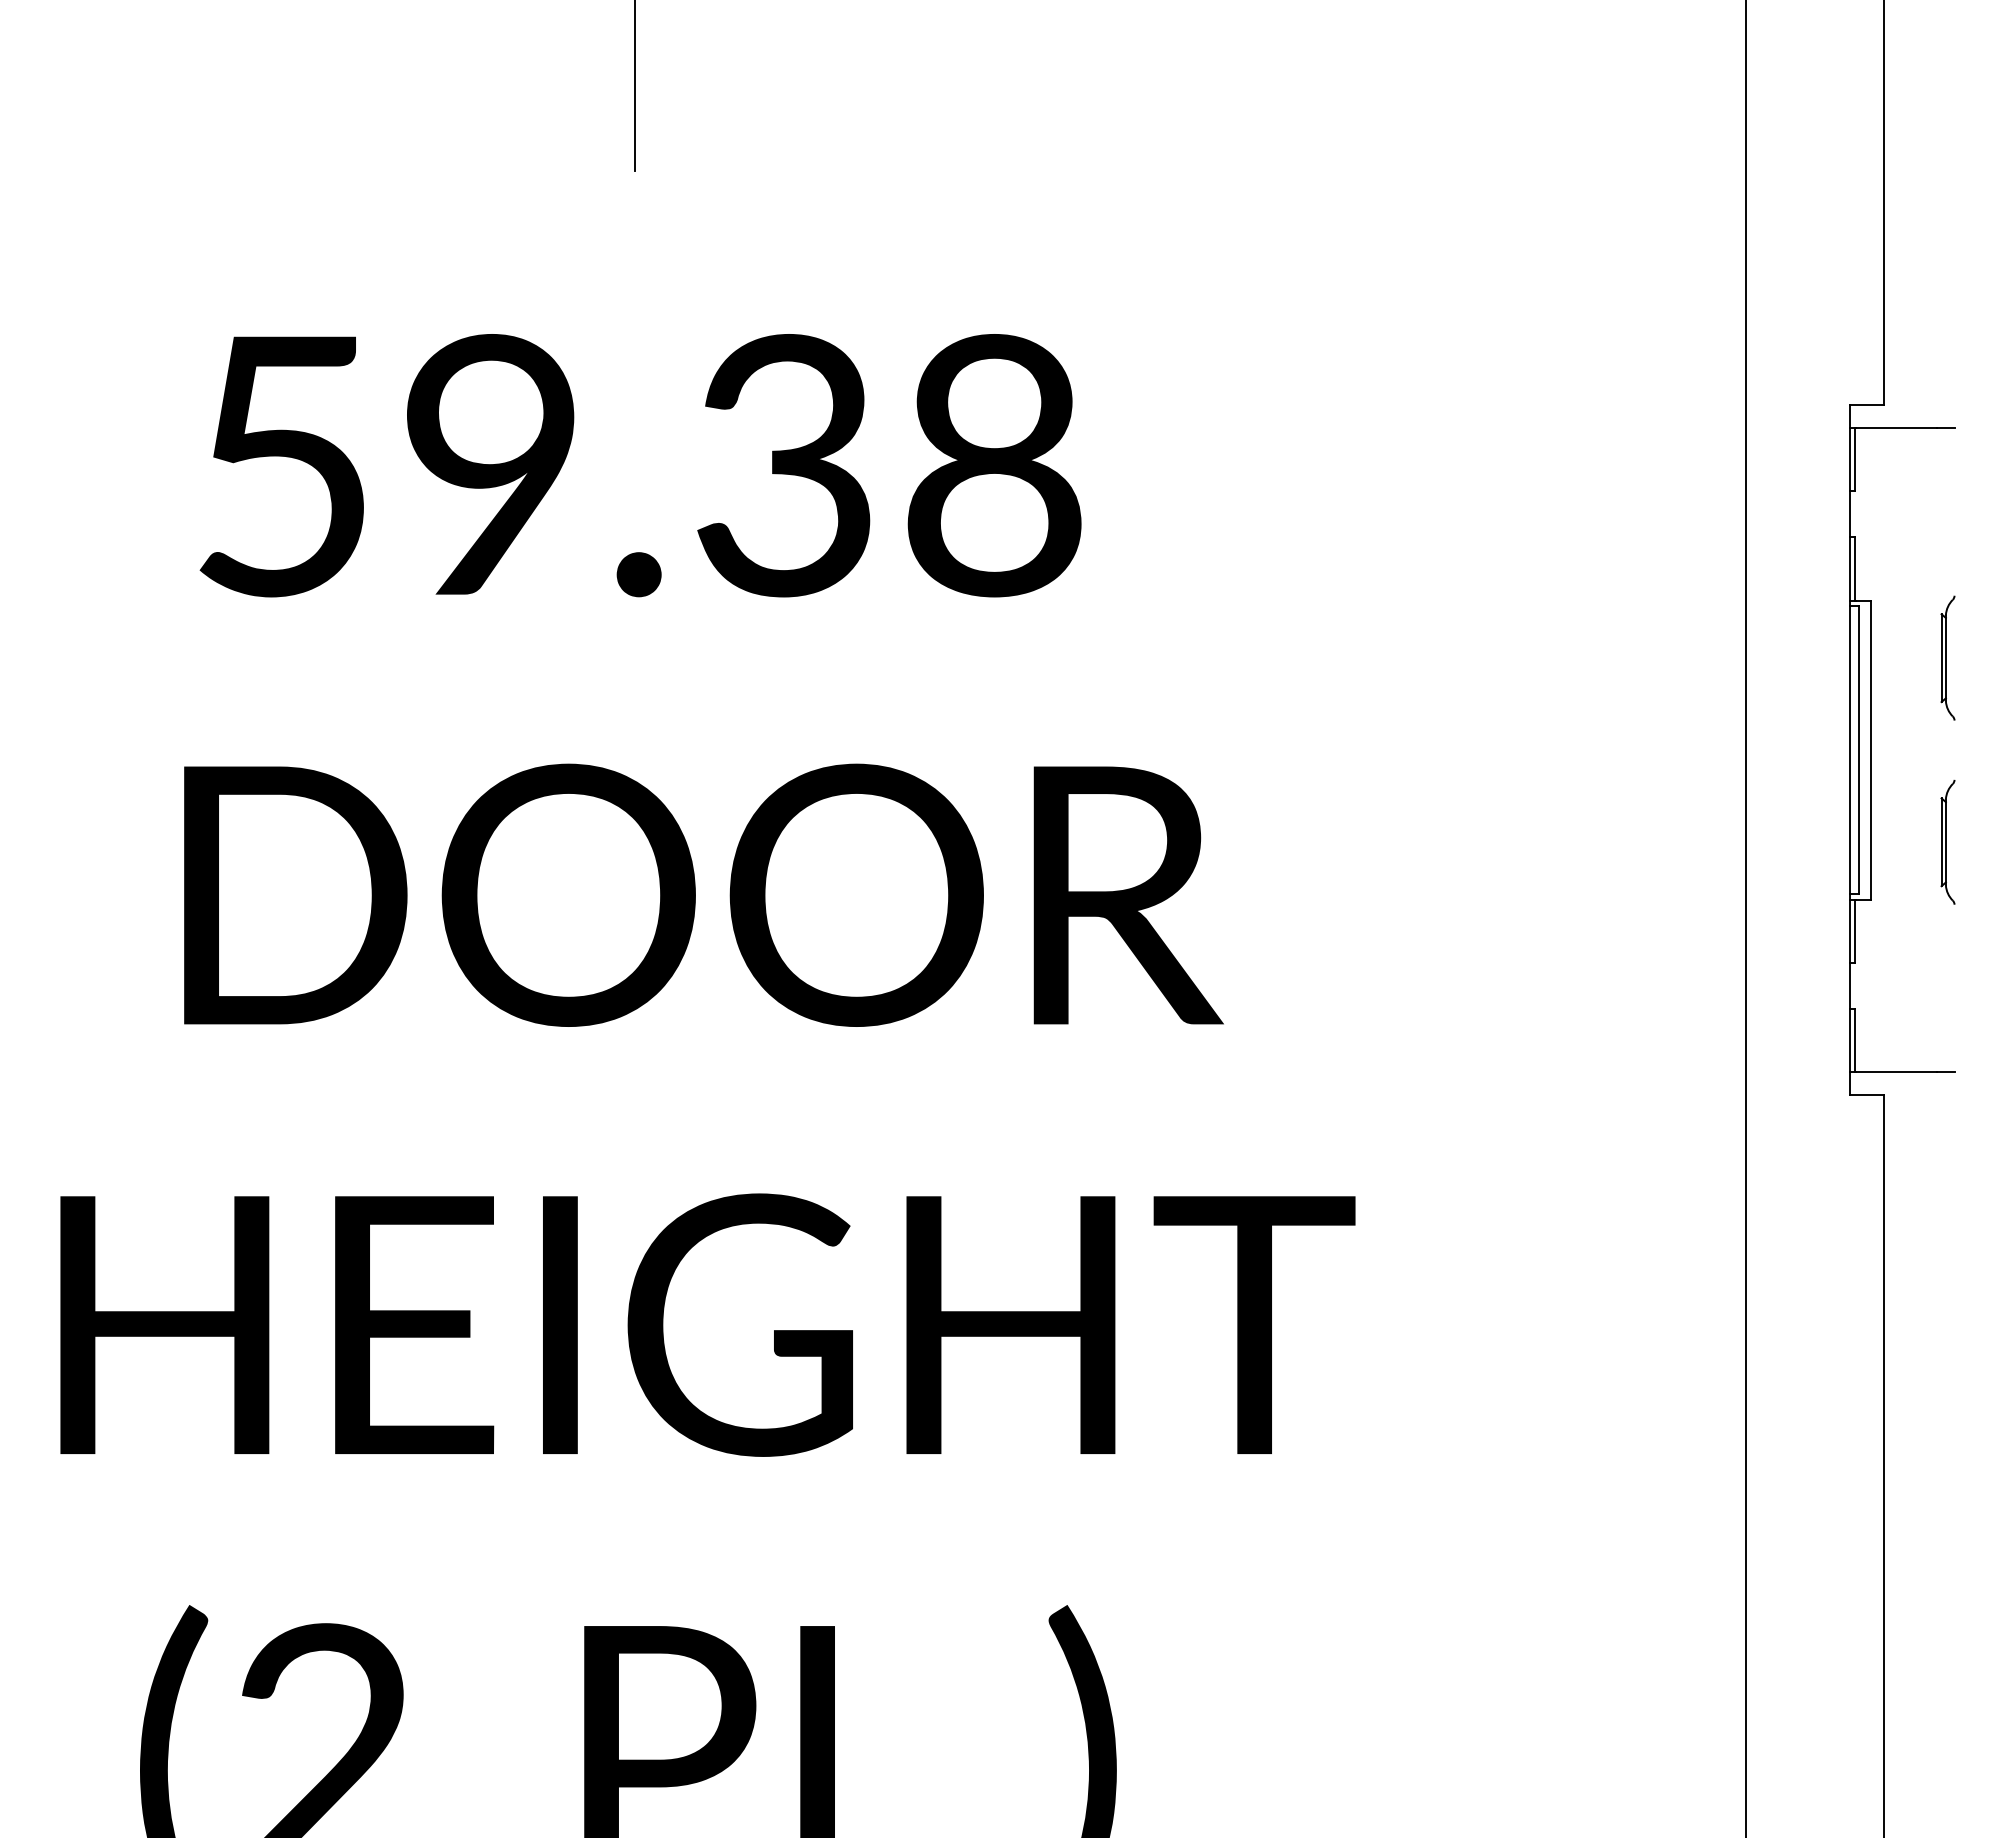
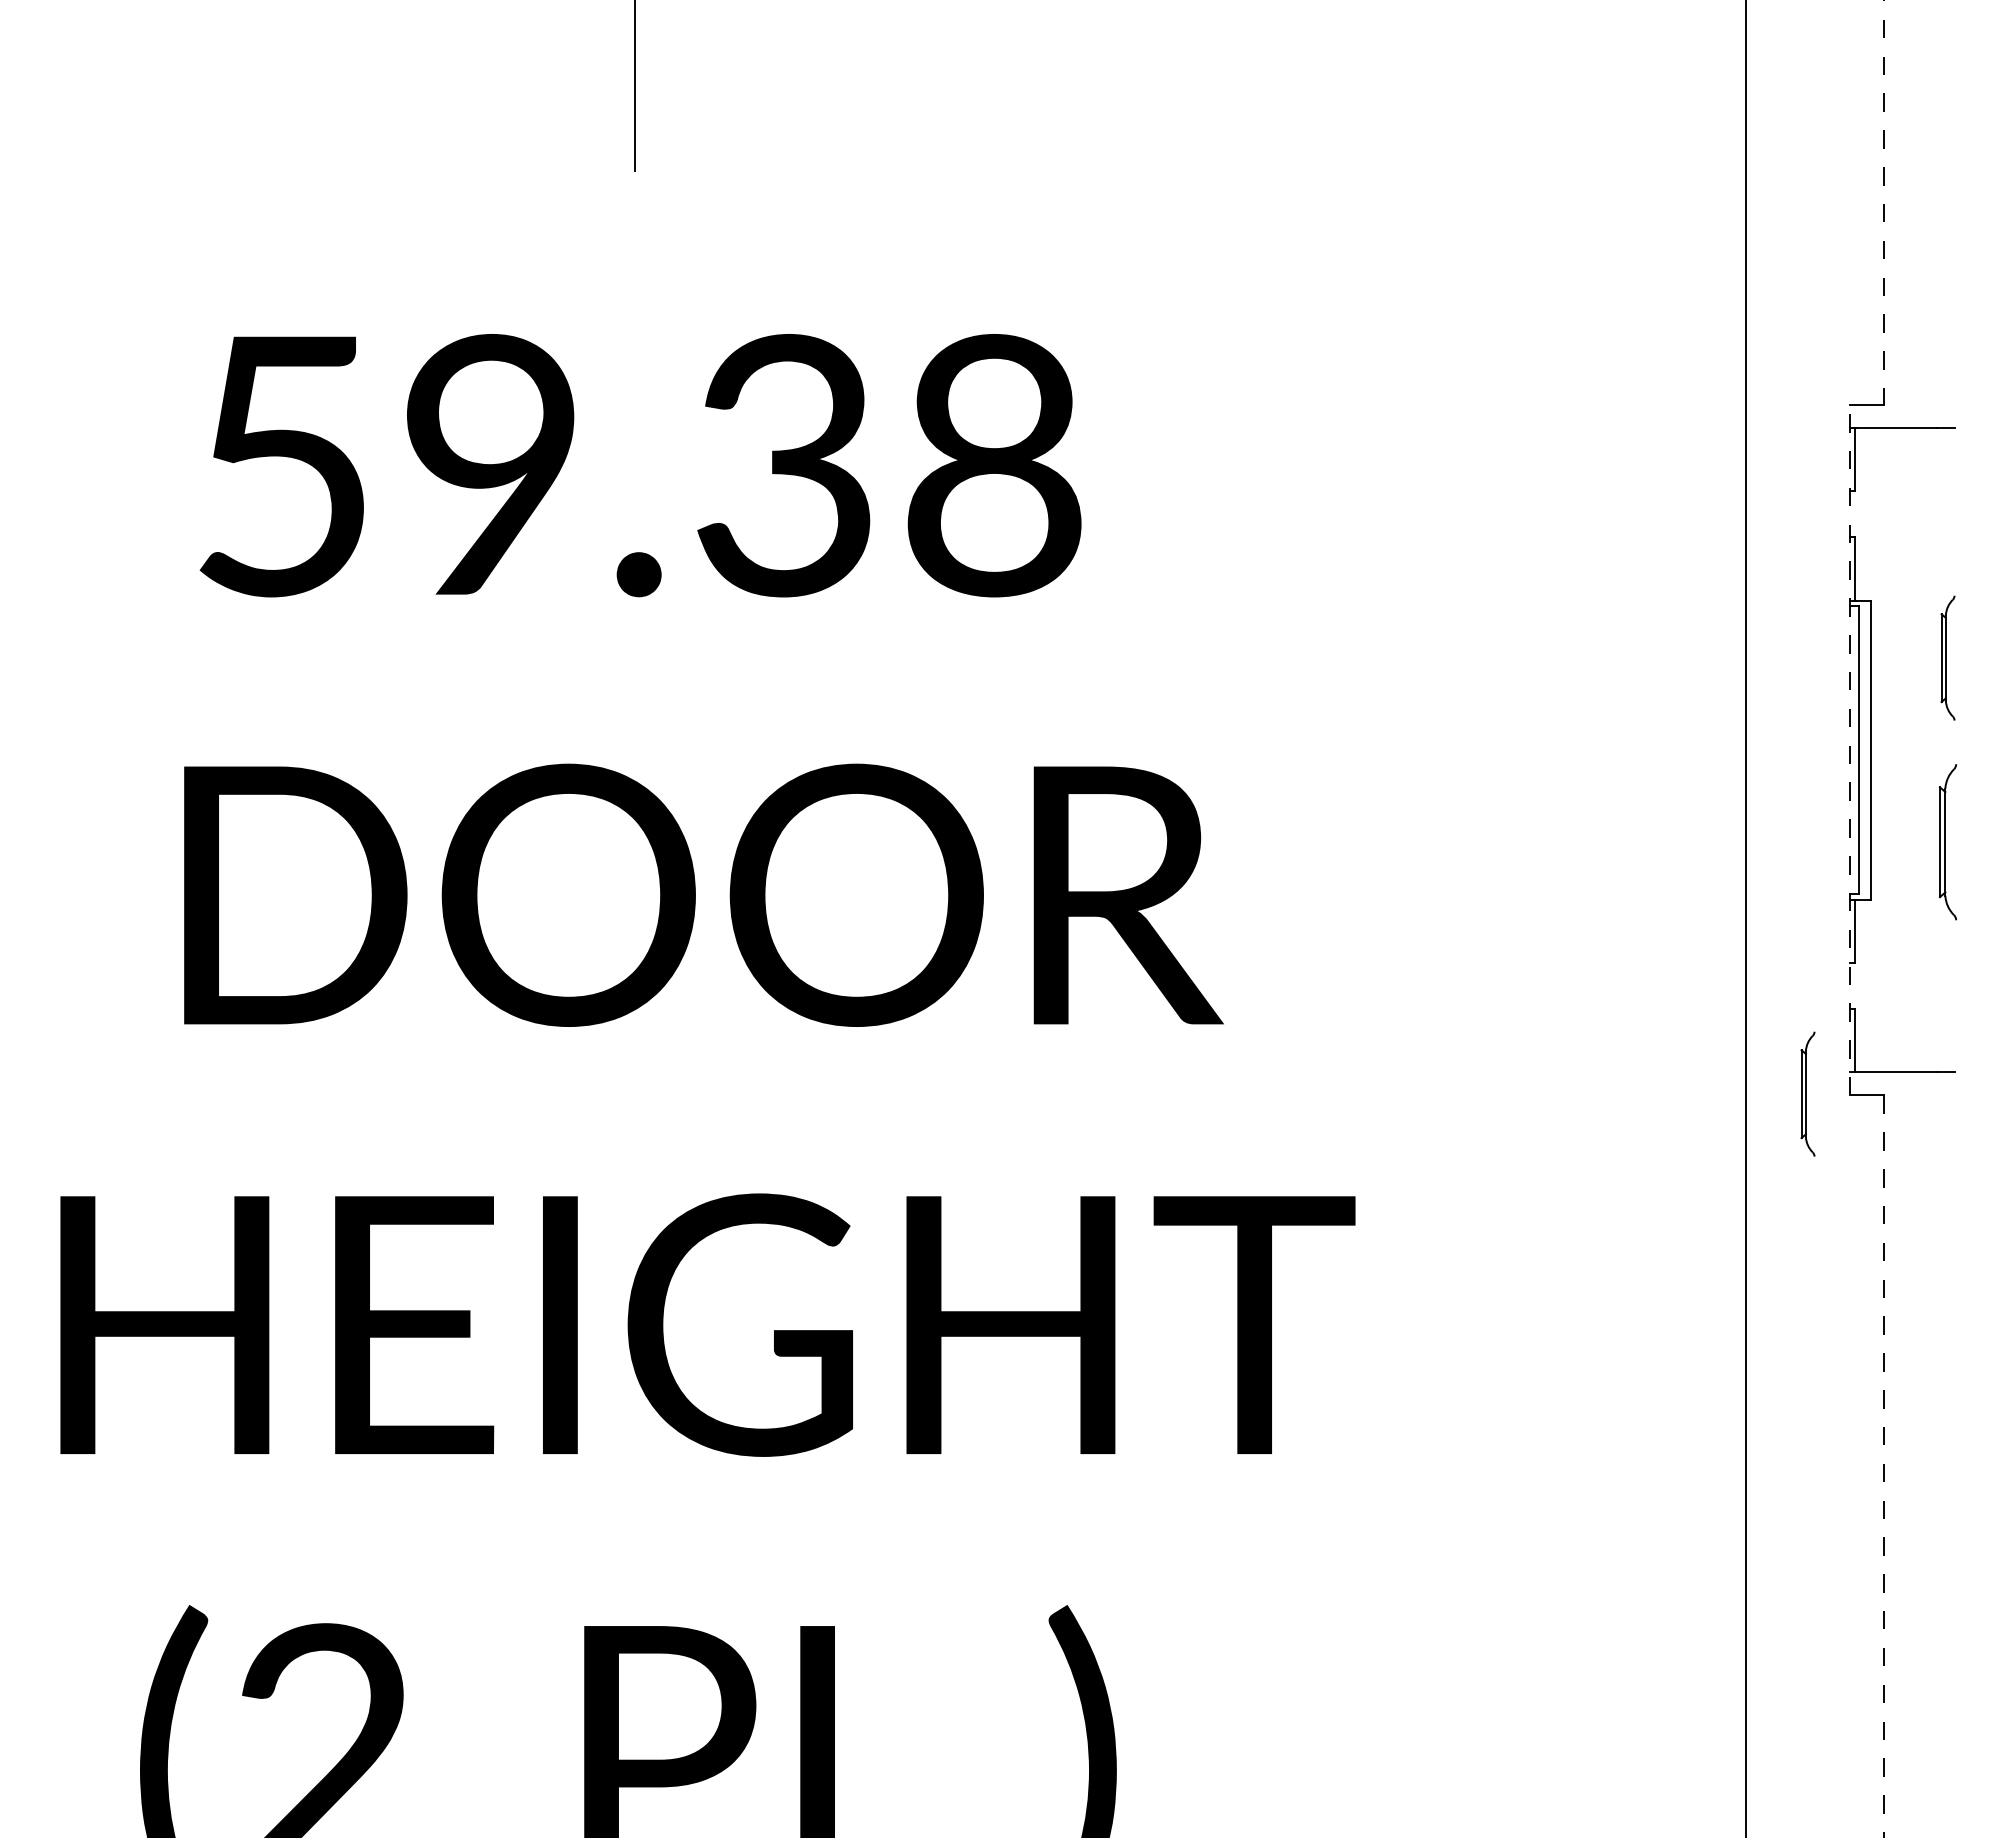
line: solid -> dashed (1884, 203)
line: solid -> dashed (1849, 749)
part size: 16x125 px -> 19x157 px (1947, 842)
part: none -> present (1807, 1093)
line: solid -> dashed (1884, 1466)
